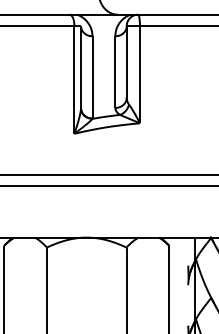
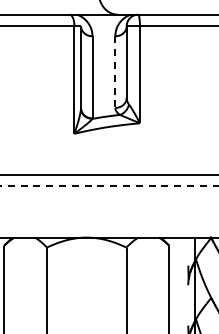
line: solid -> dashed (115, 72)
line: solid -> dashed (109, 186)
